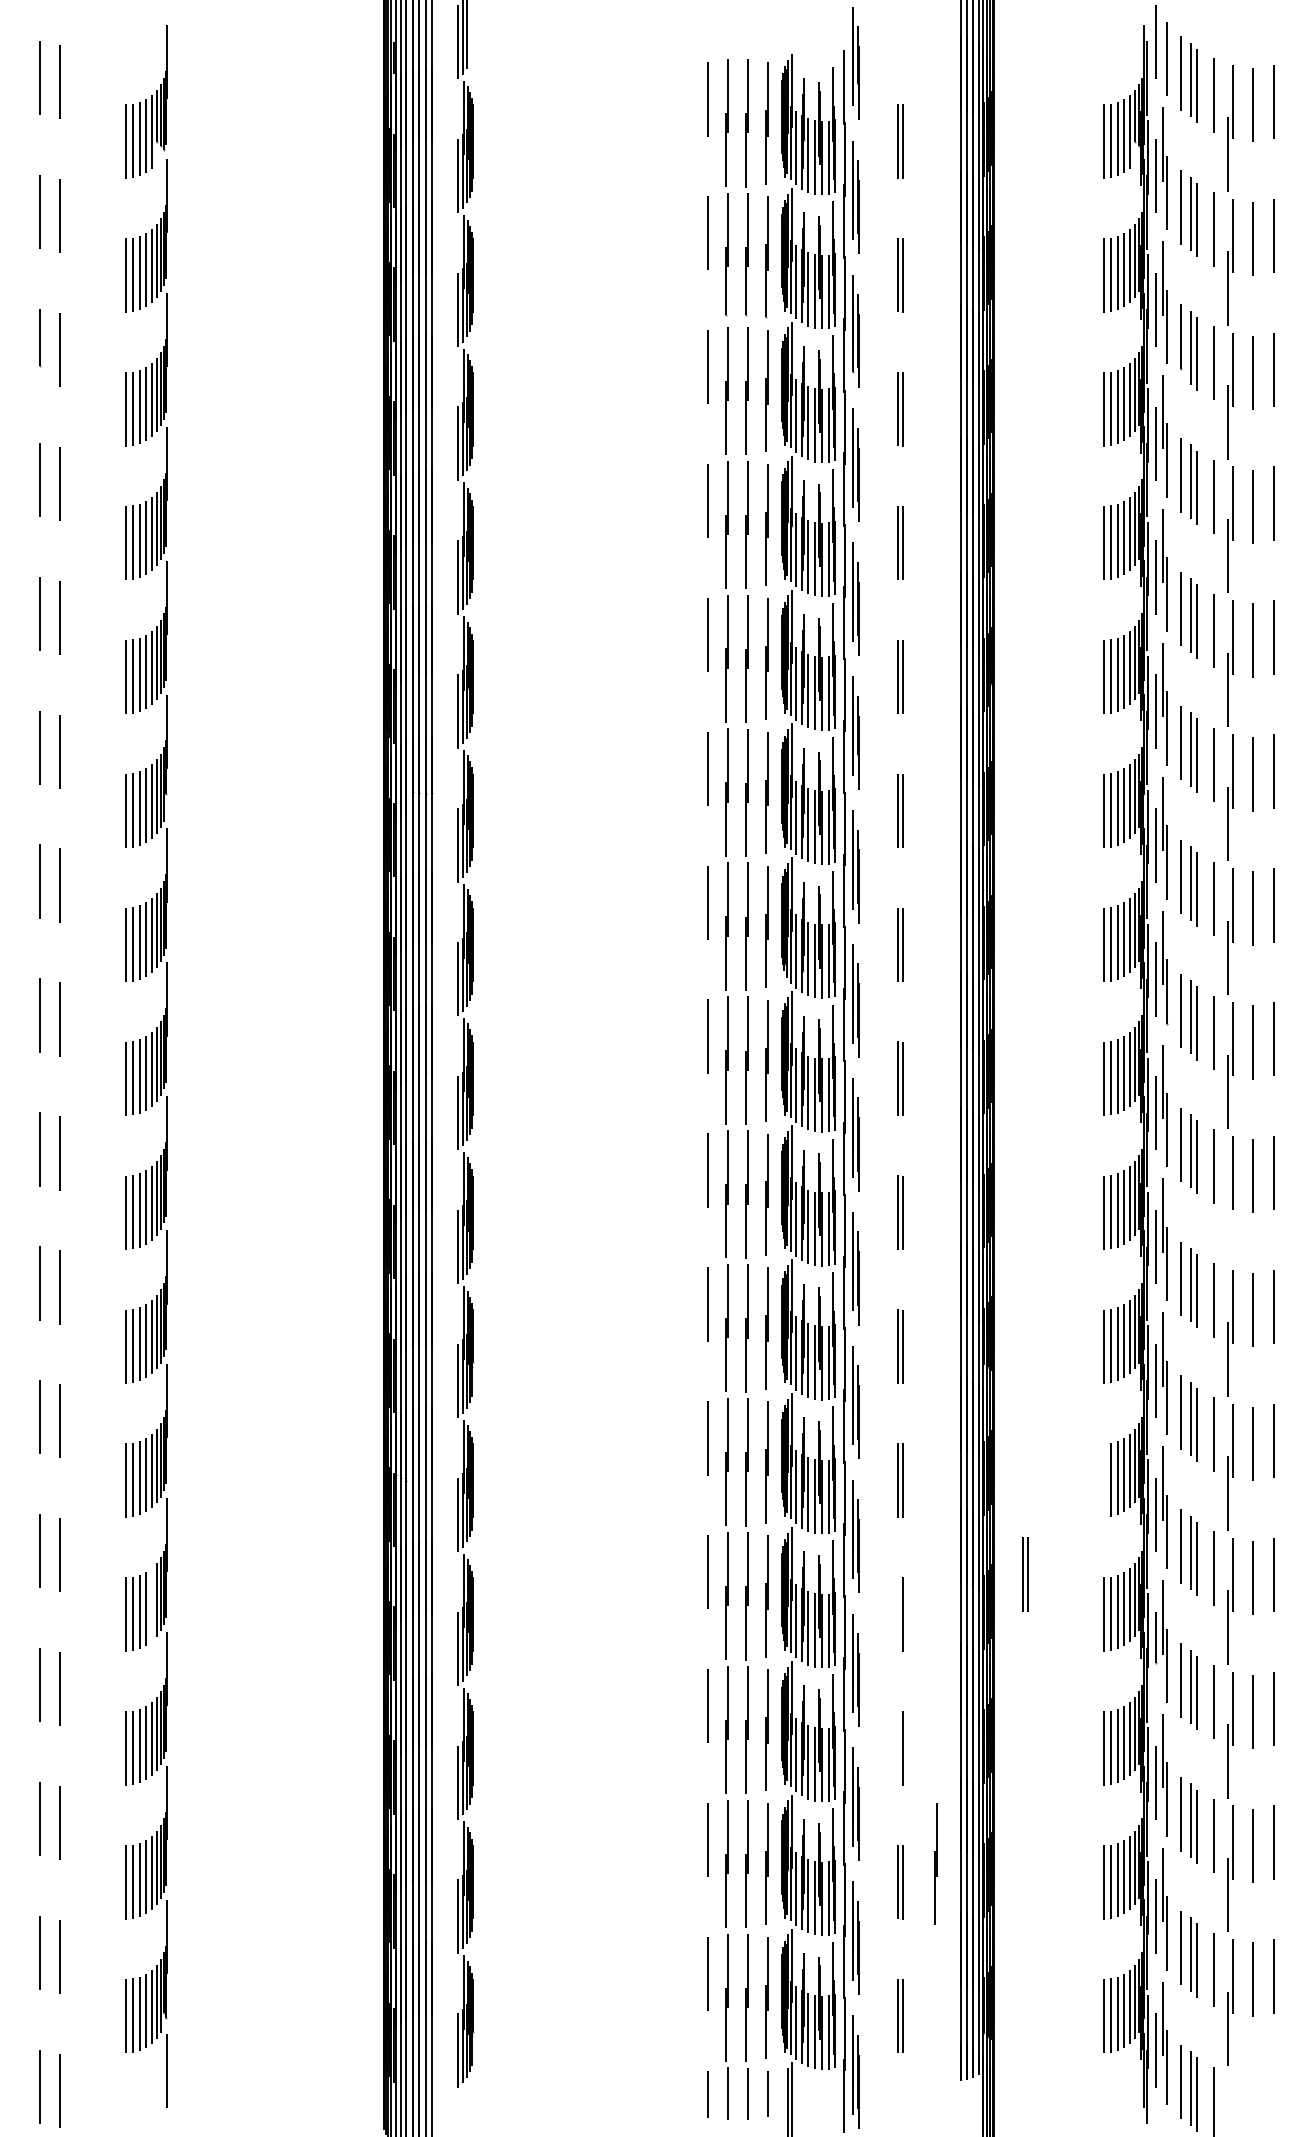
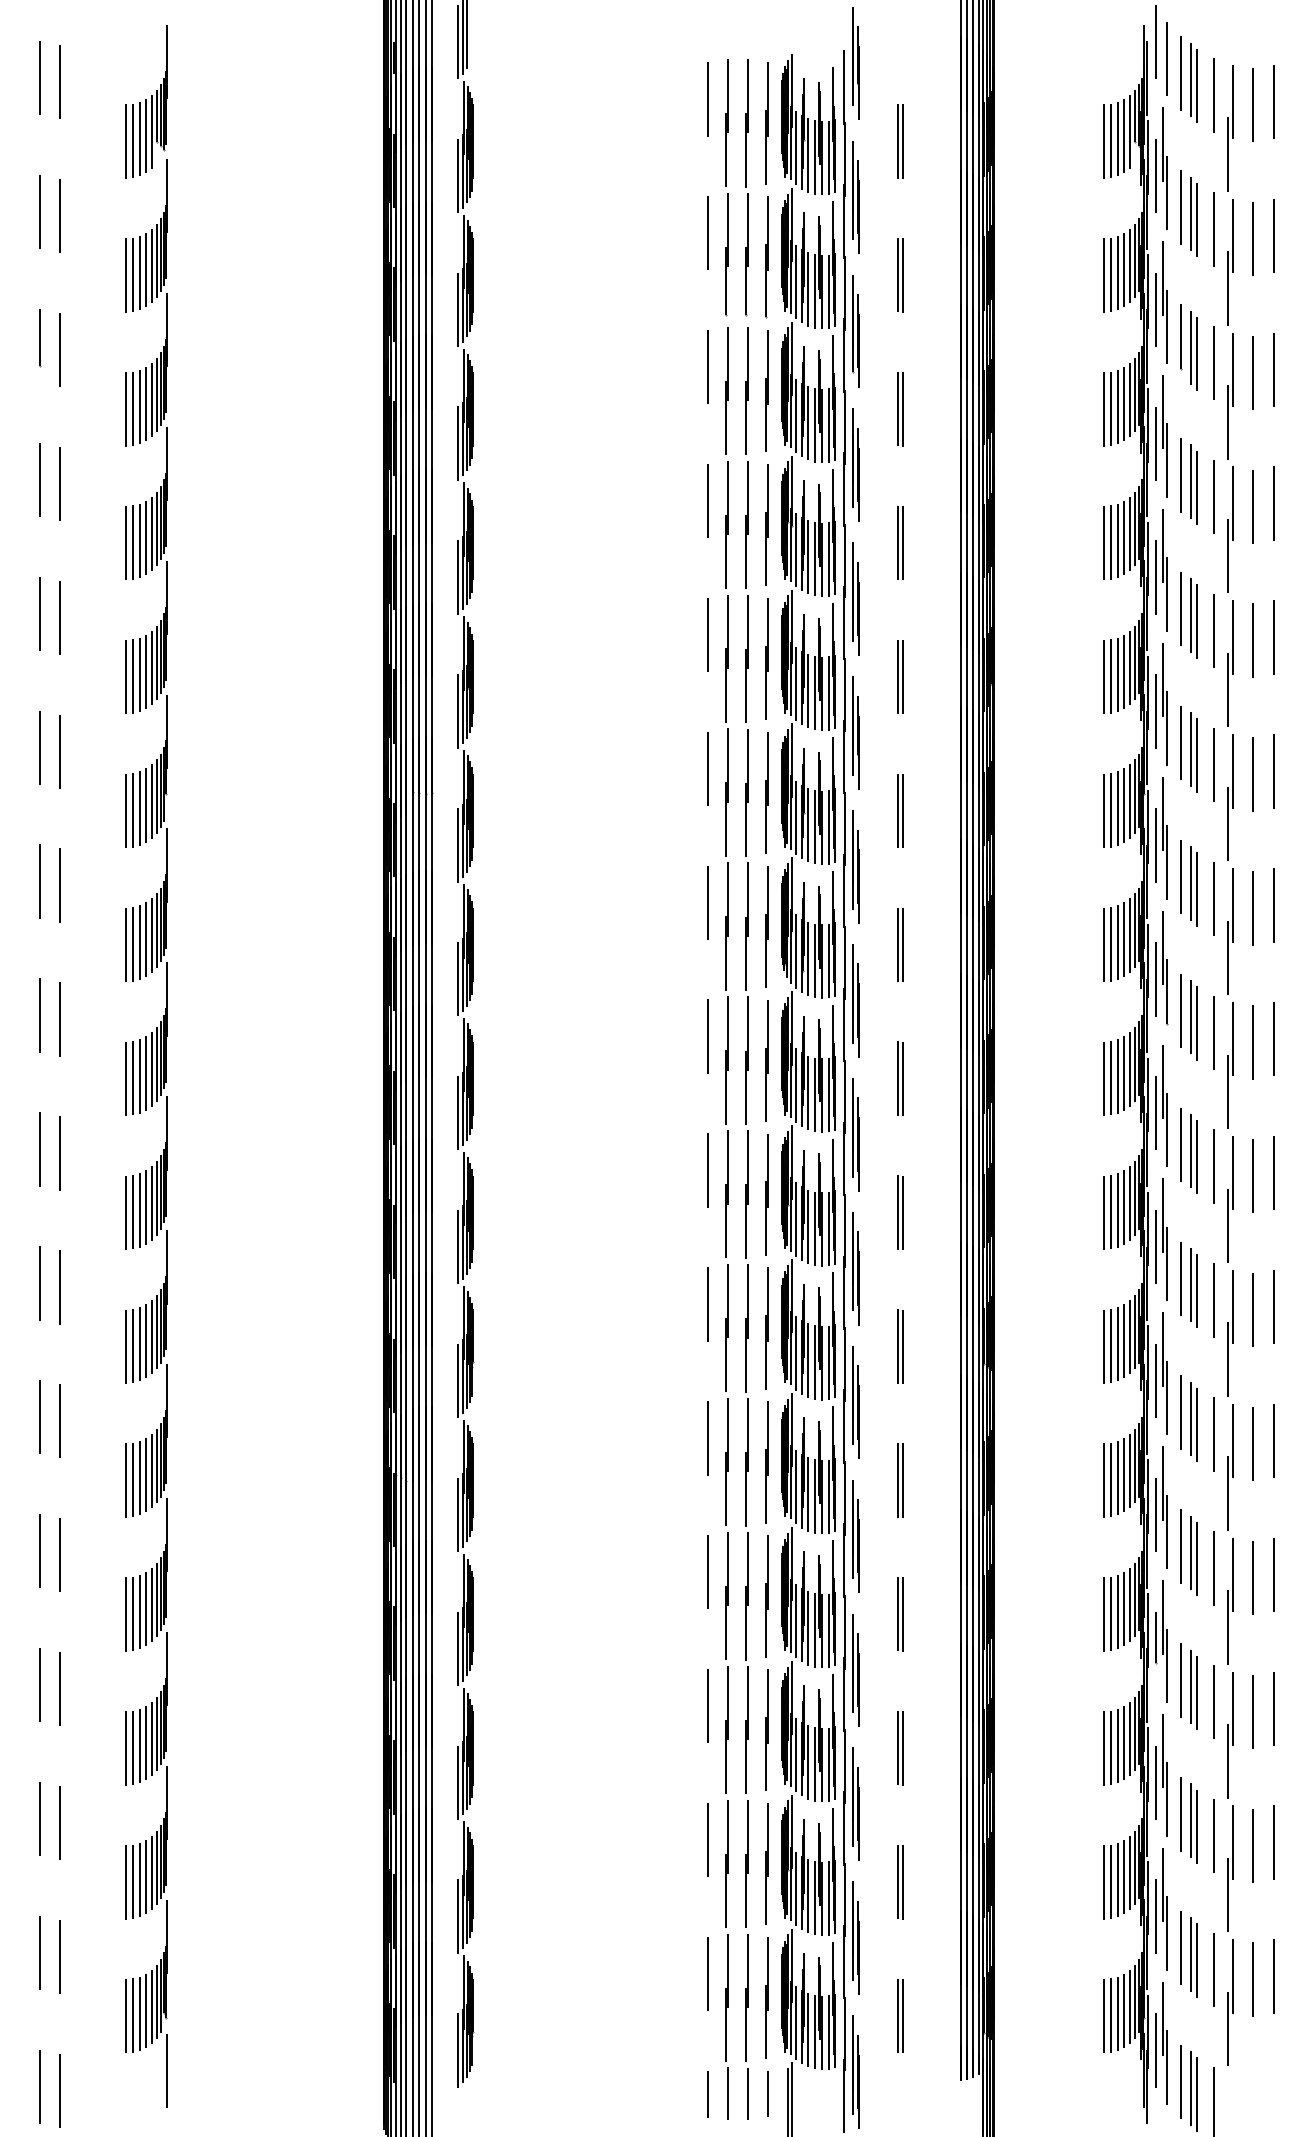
line: none -> present (1228, 1225)
line: none -> present (1103, 1480)
part: present -> none (1025, 1574)
line: none -> present (152, 1604)
line: none -> present (898, 1614)
line: none -> present (898, 1747)
part: present -> none (935, 1863)
